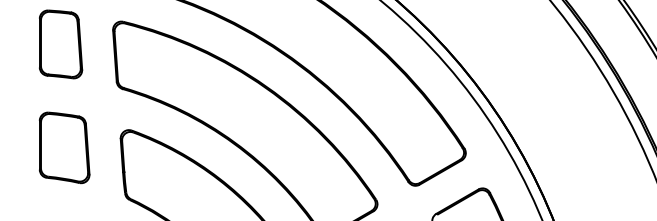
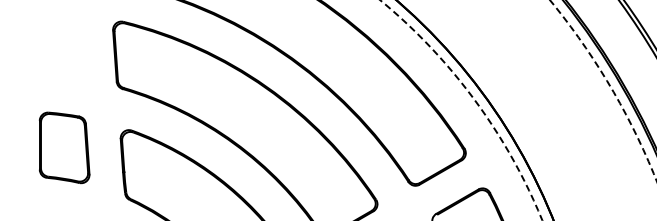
part: present -> none (61, 44)
arc: solid -> dashed (610, 86)
arc: solid -> dashed (474, 99)
